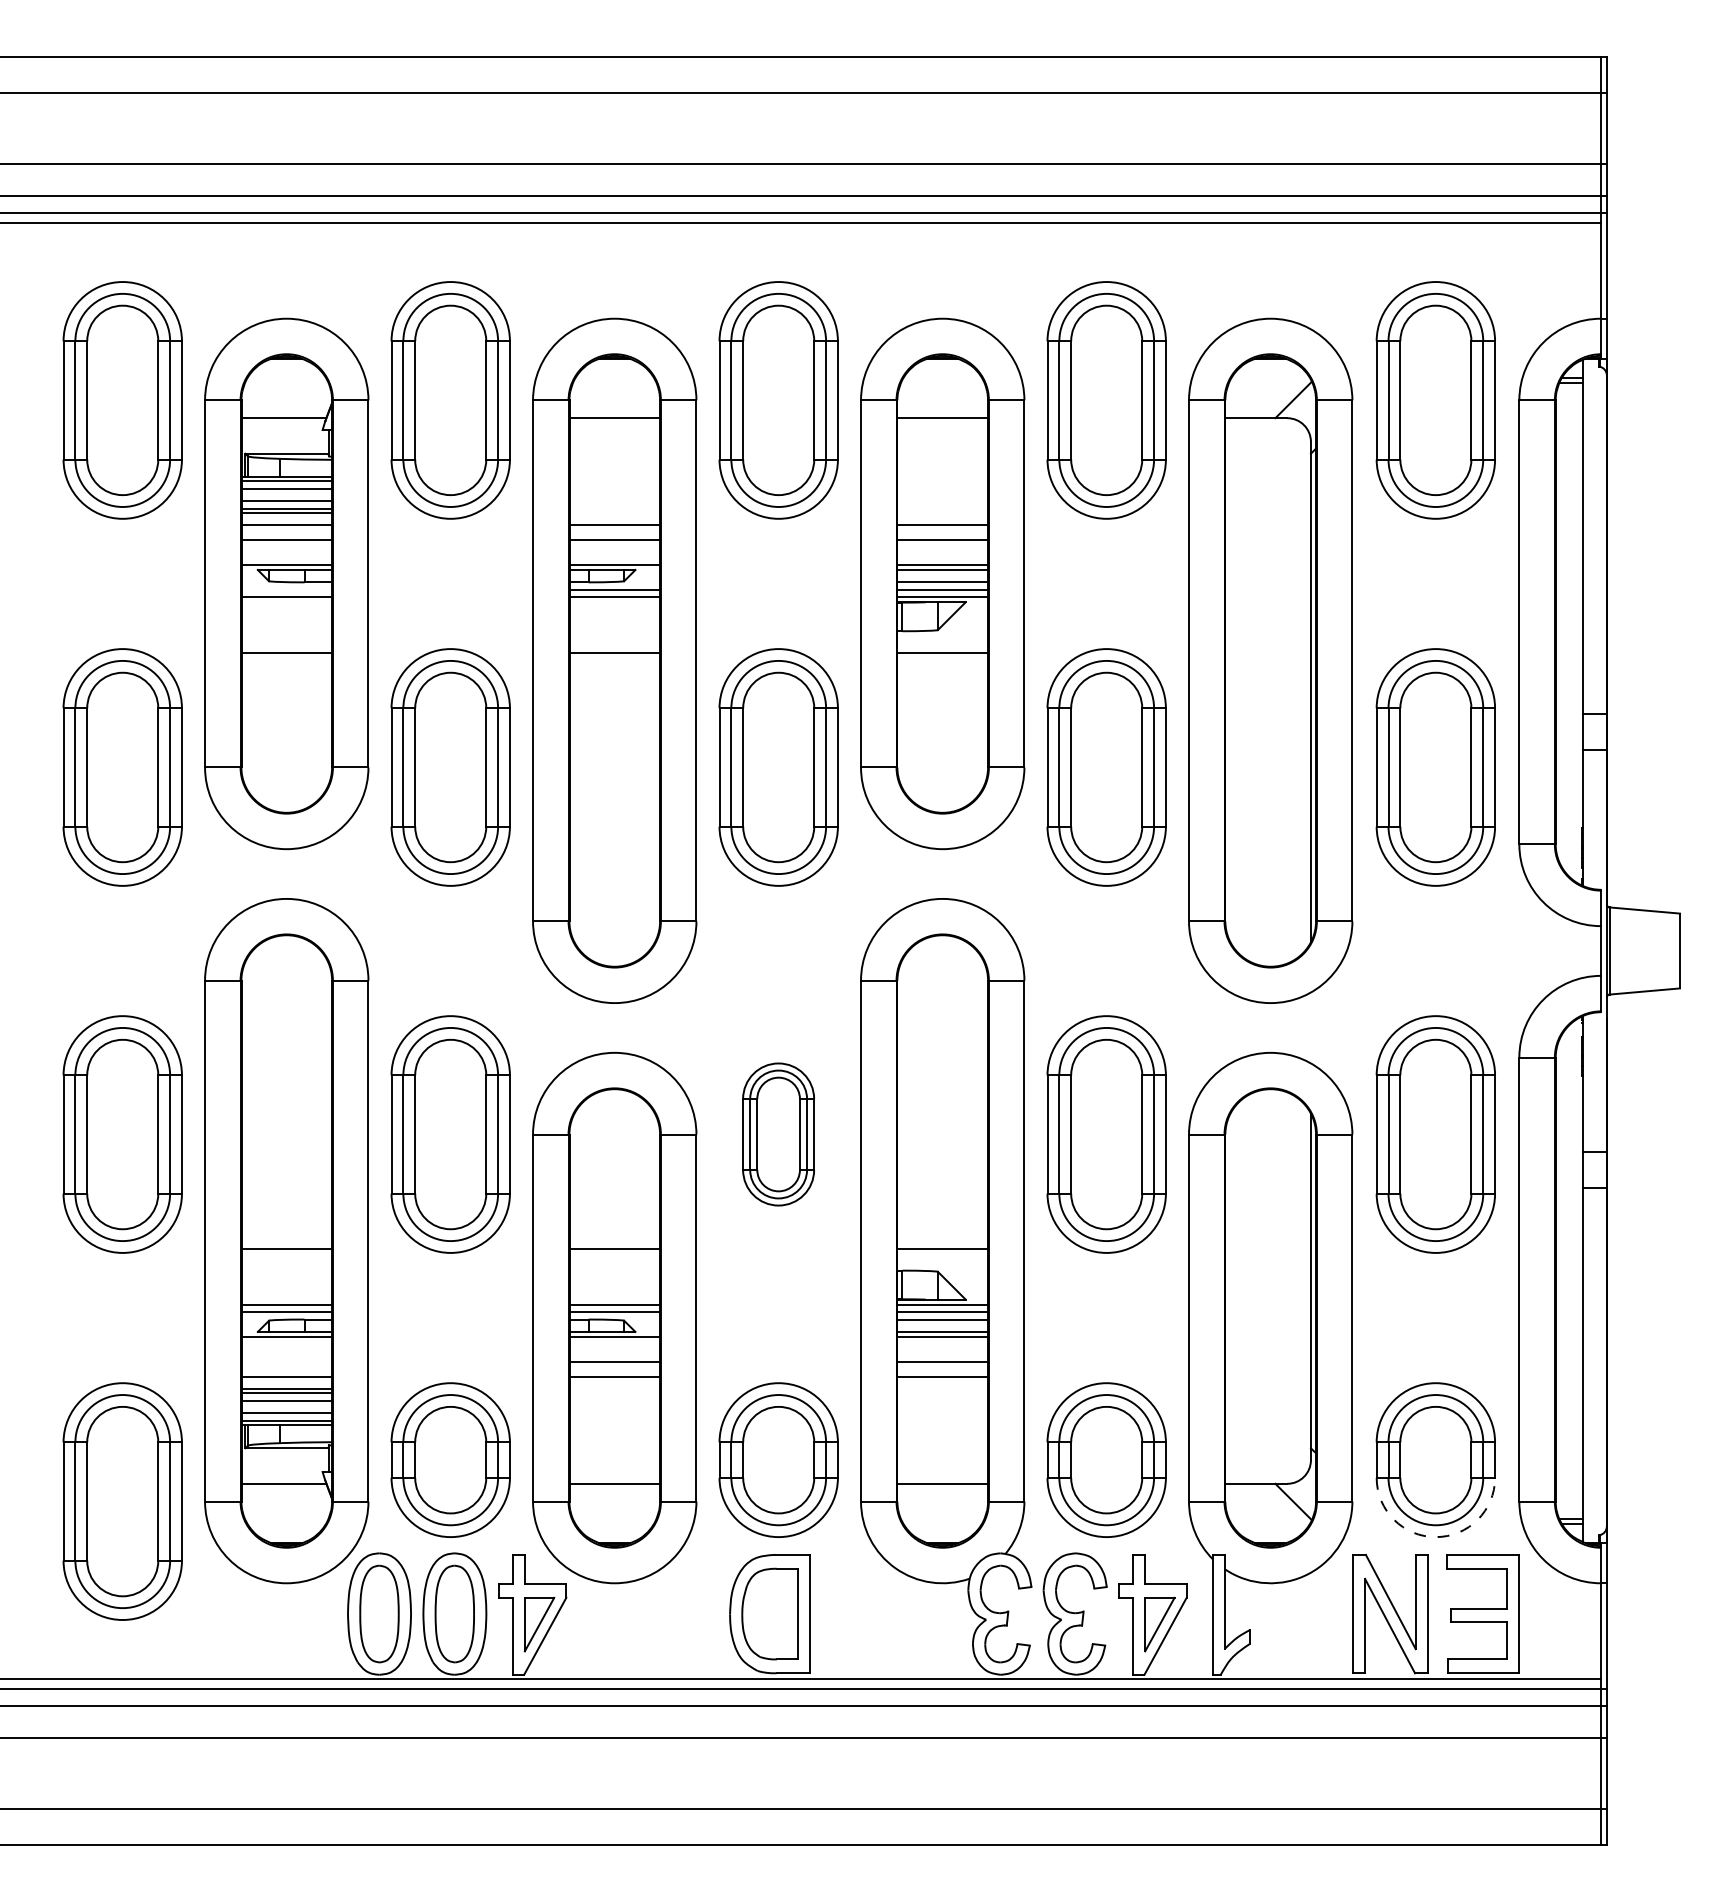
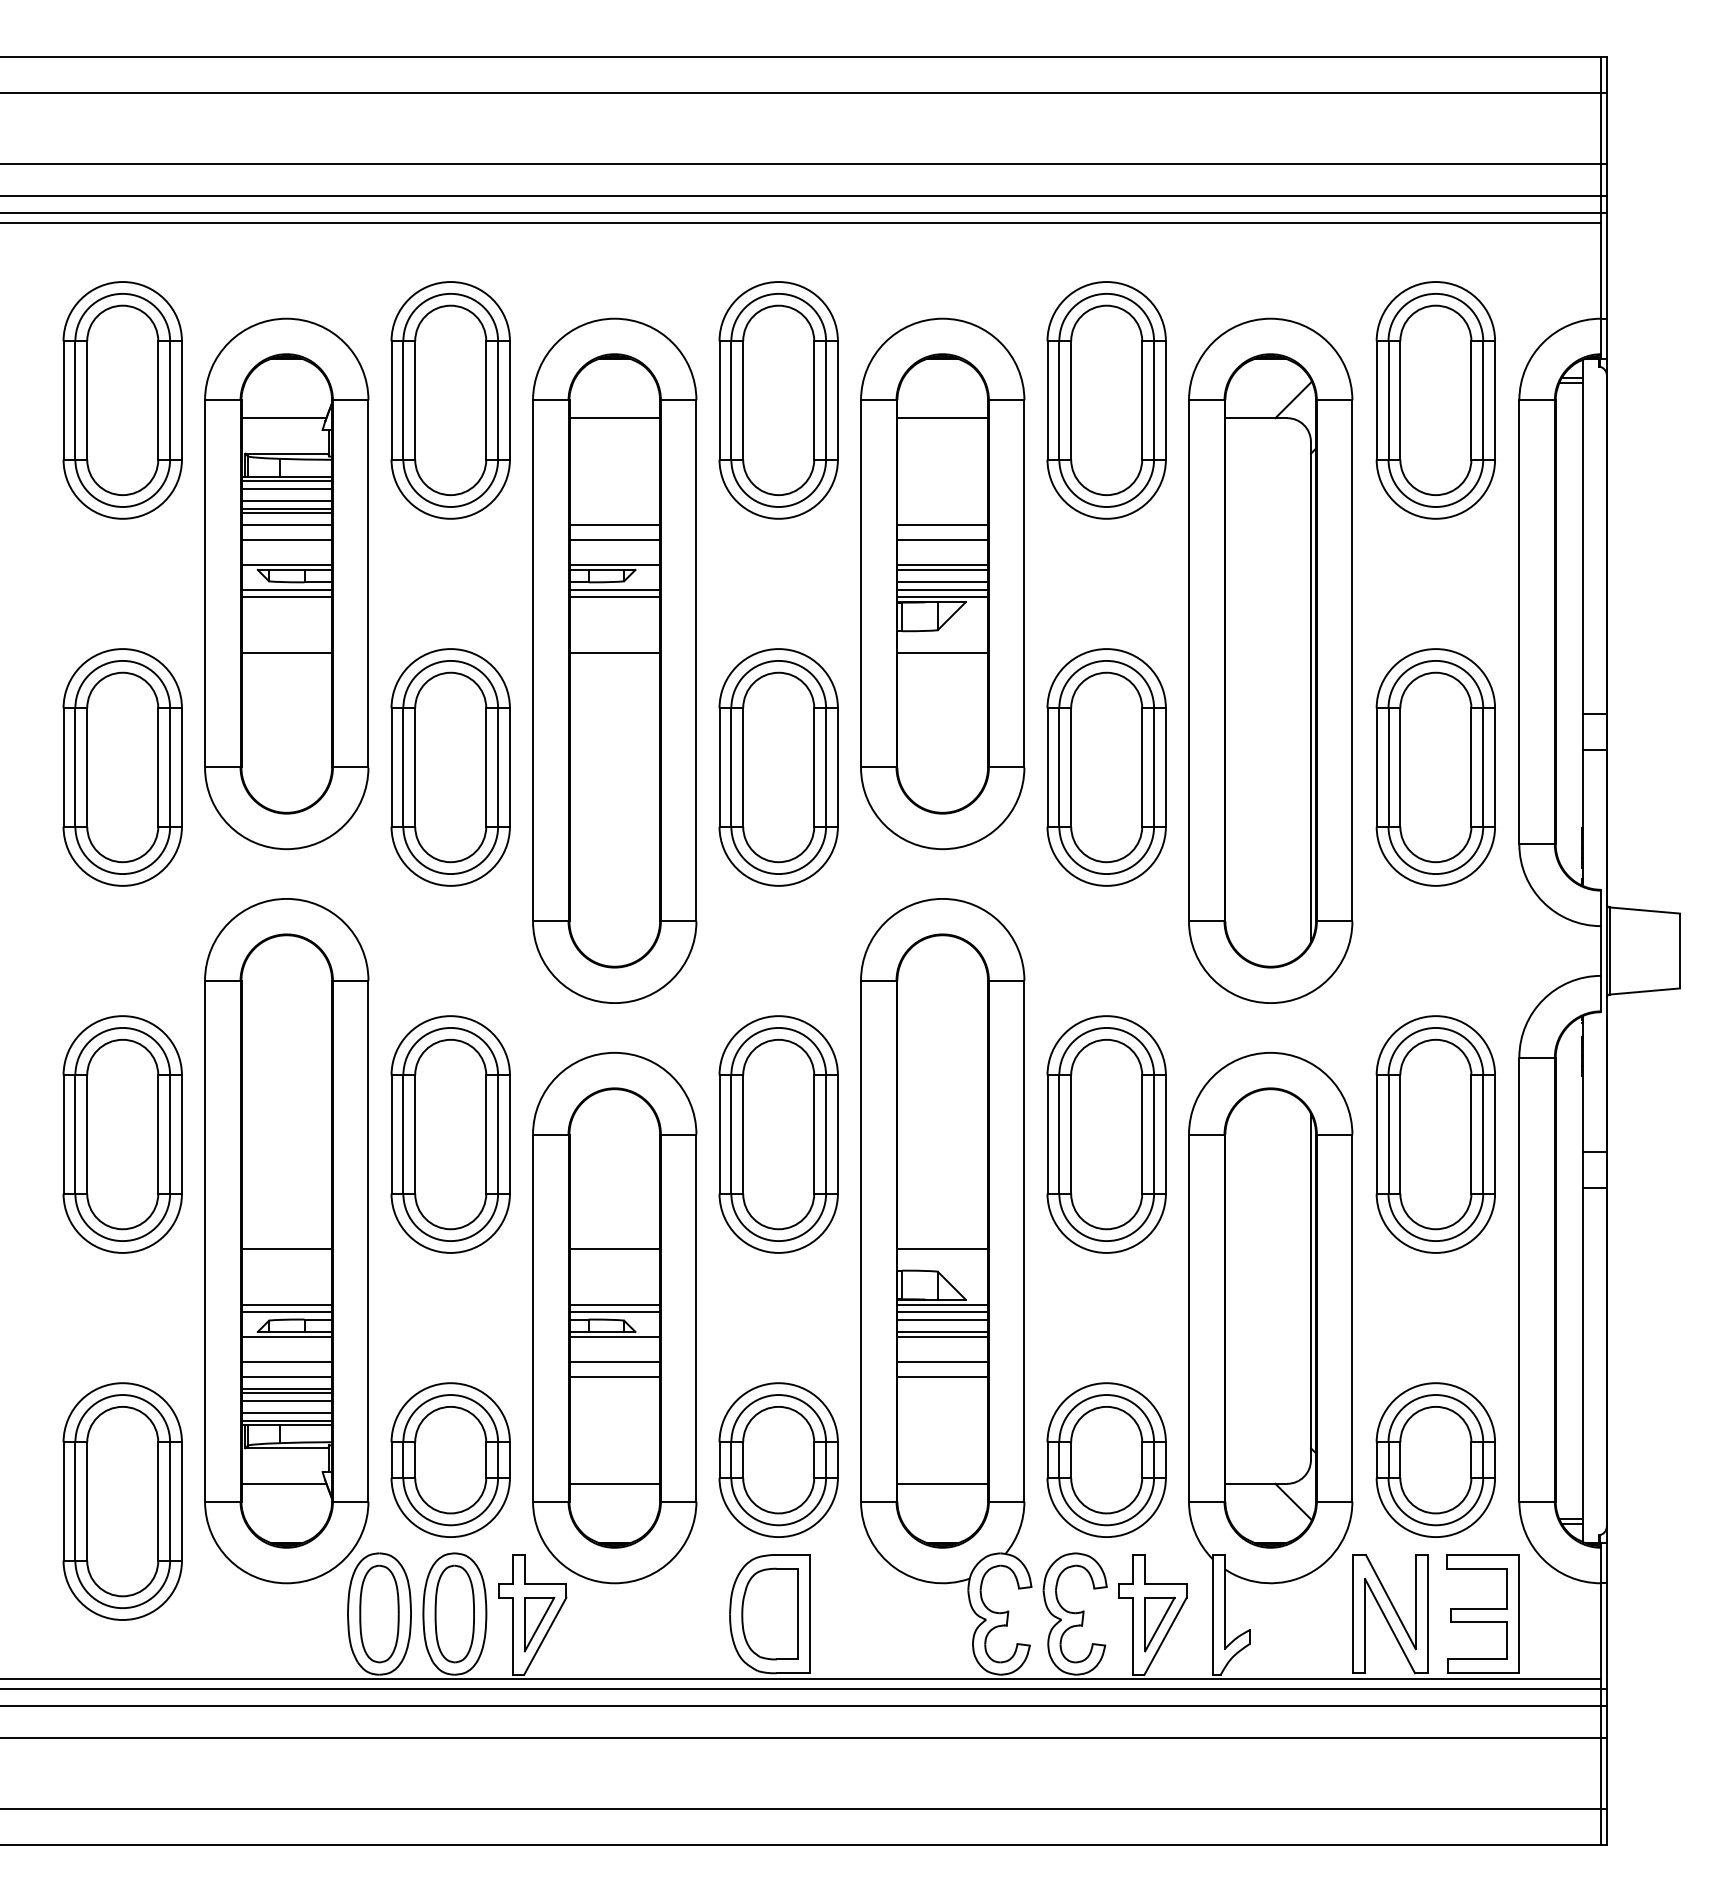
line: none -> present (286, 589)
part size: 73x145 px -> 121x239 px (778, 1134)
line: none -> present (286, 1361)
arc: dashed -> solid (1435, 1537)
